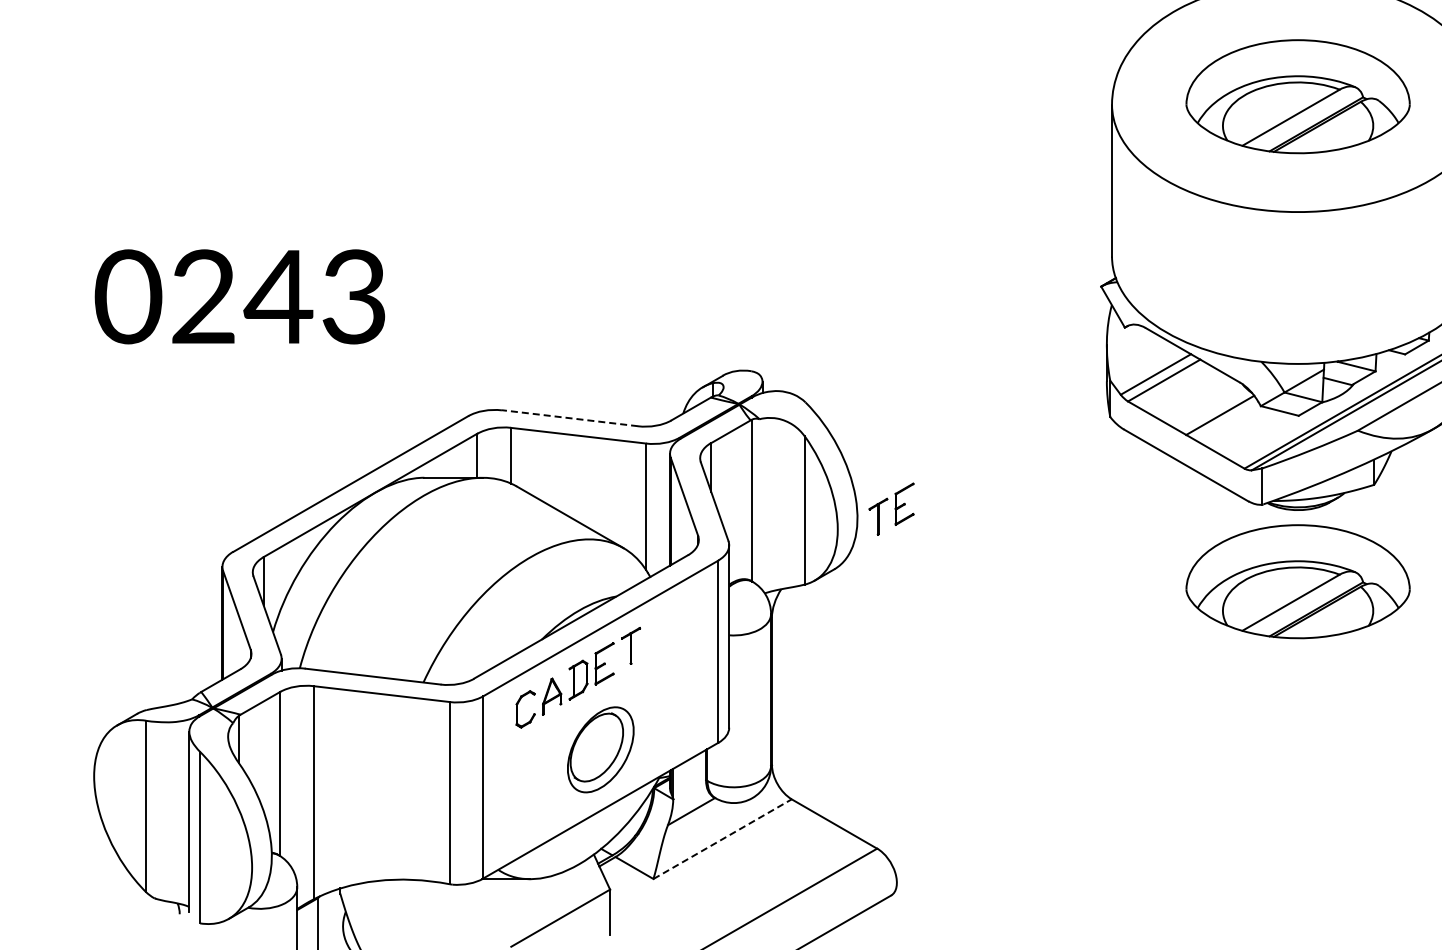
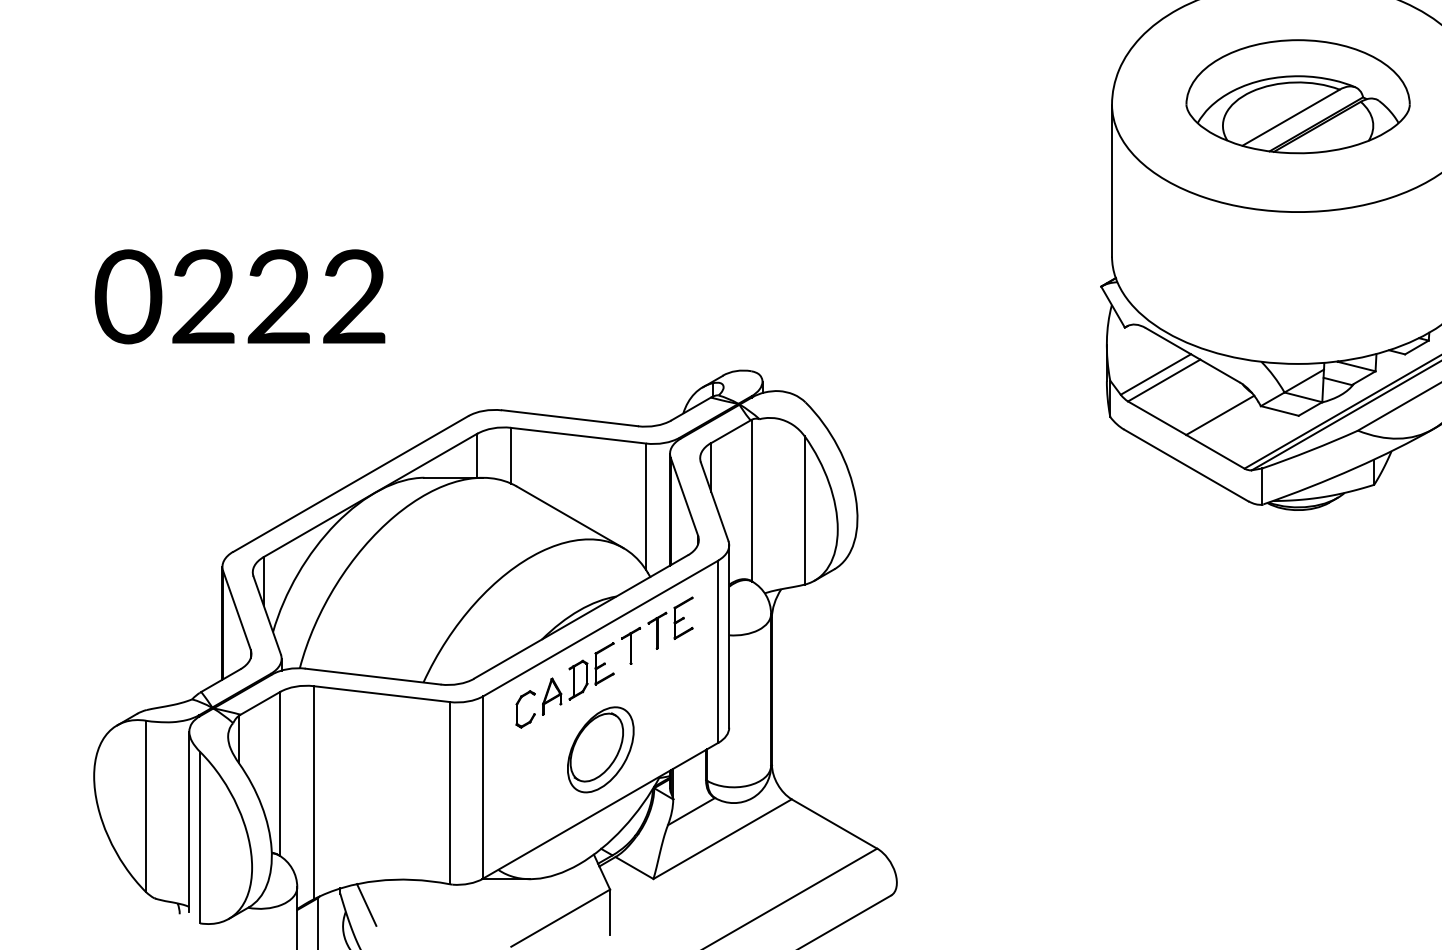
text: 0243 -> 0222 (314, 296)
line: dashed -> solid (569, 418)
part position: (891, 508) -> (670, 622) (670, 622)
part: present -> none (1297, 581)
line: dashed -> solid (722, 839)
line: none -> present (366, 904)
